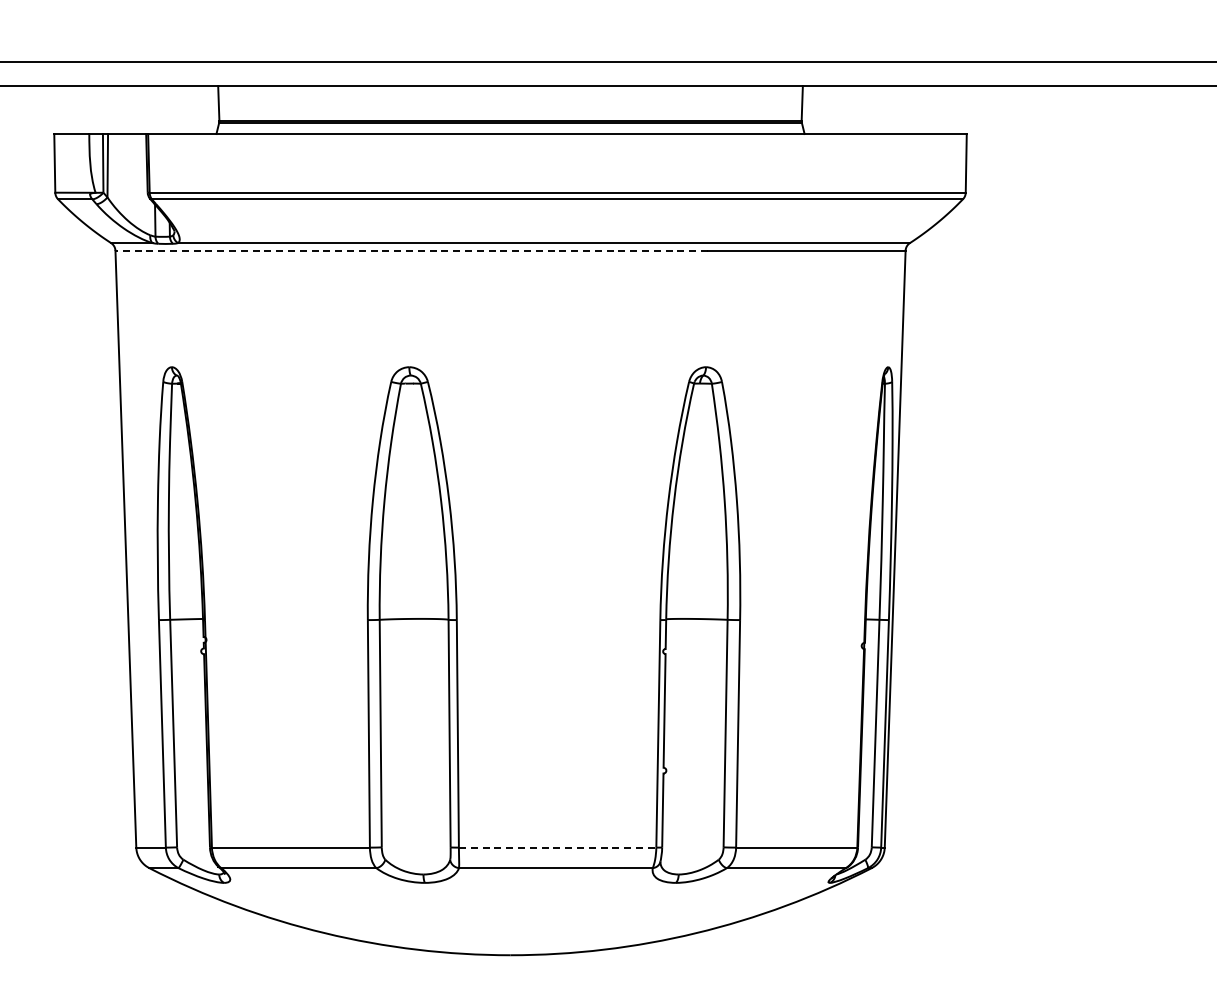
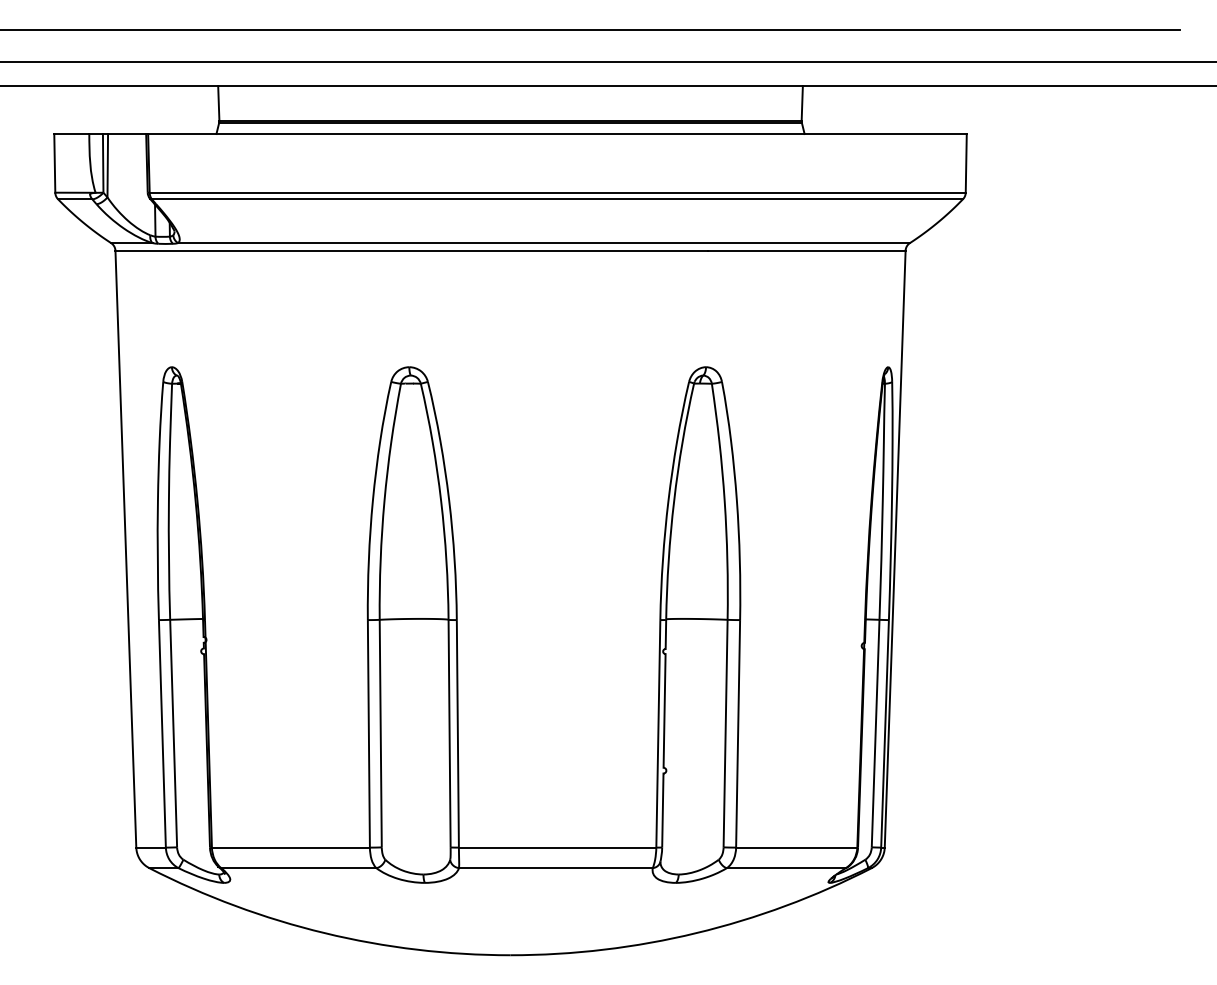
line: none -> present (591, 29)
line: dashed -> solid (411, 250)
line: dashed -> solid (557, 847)
